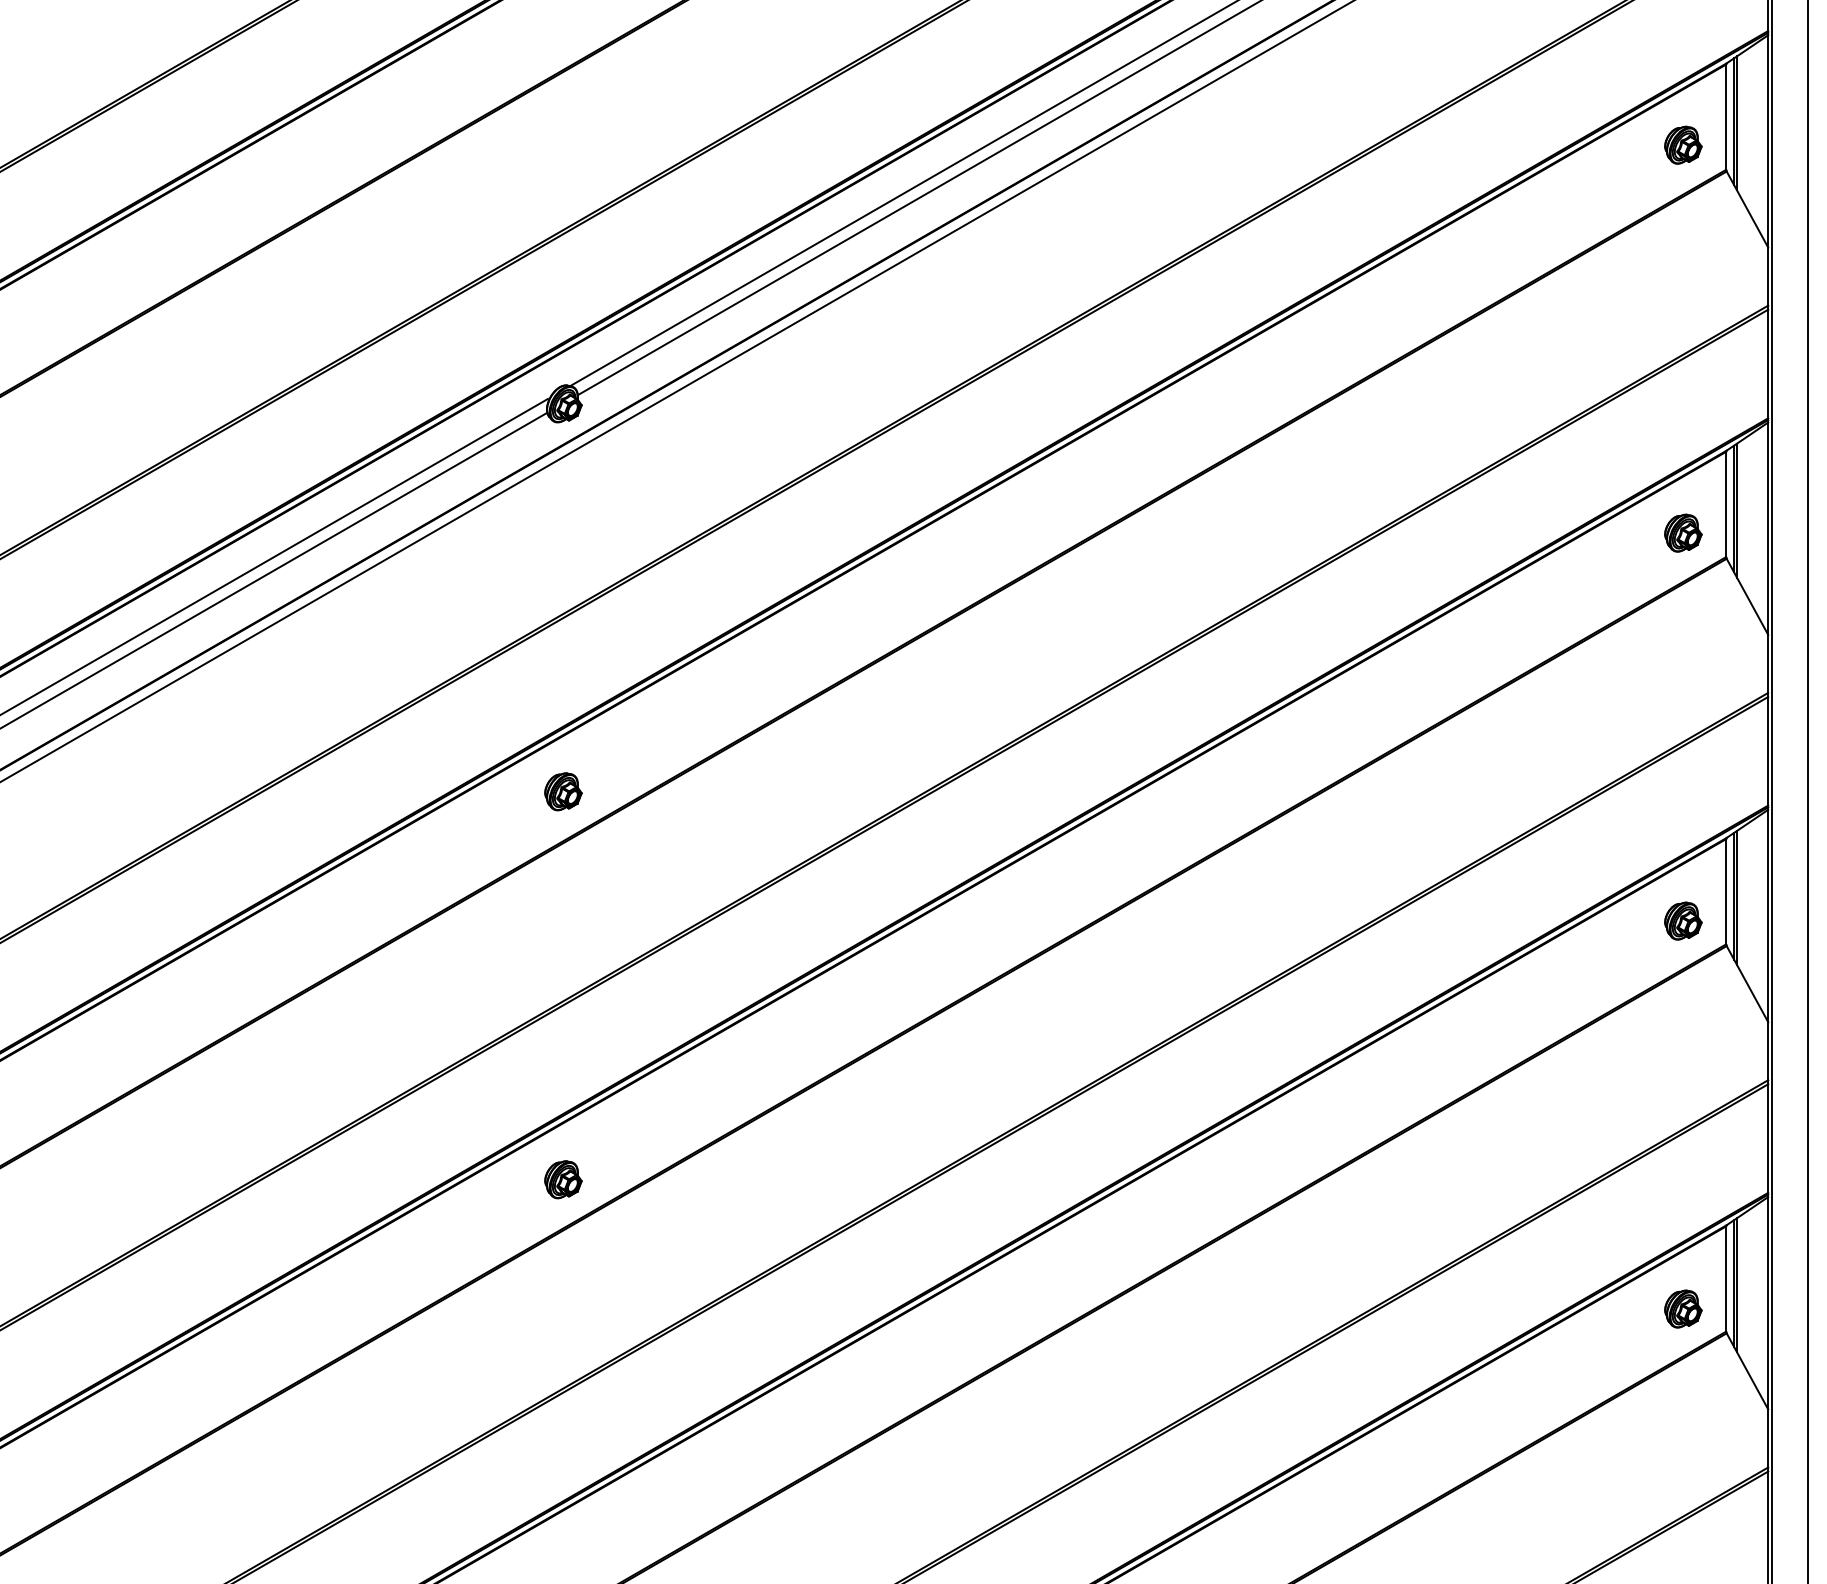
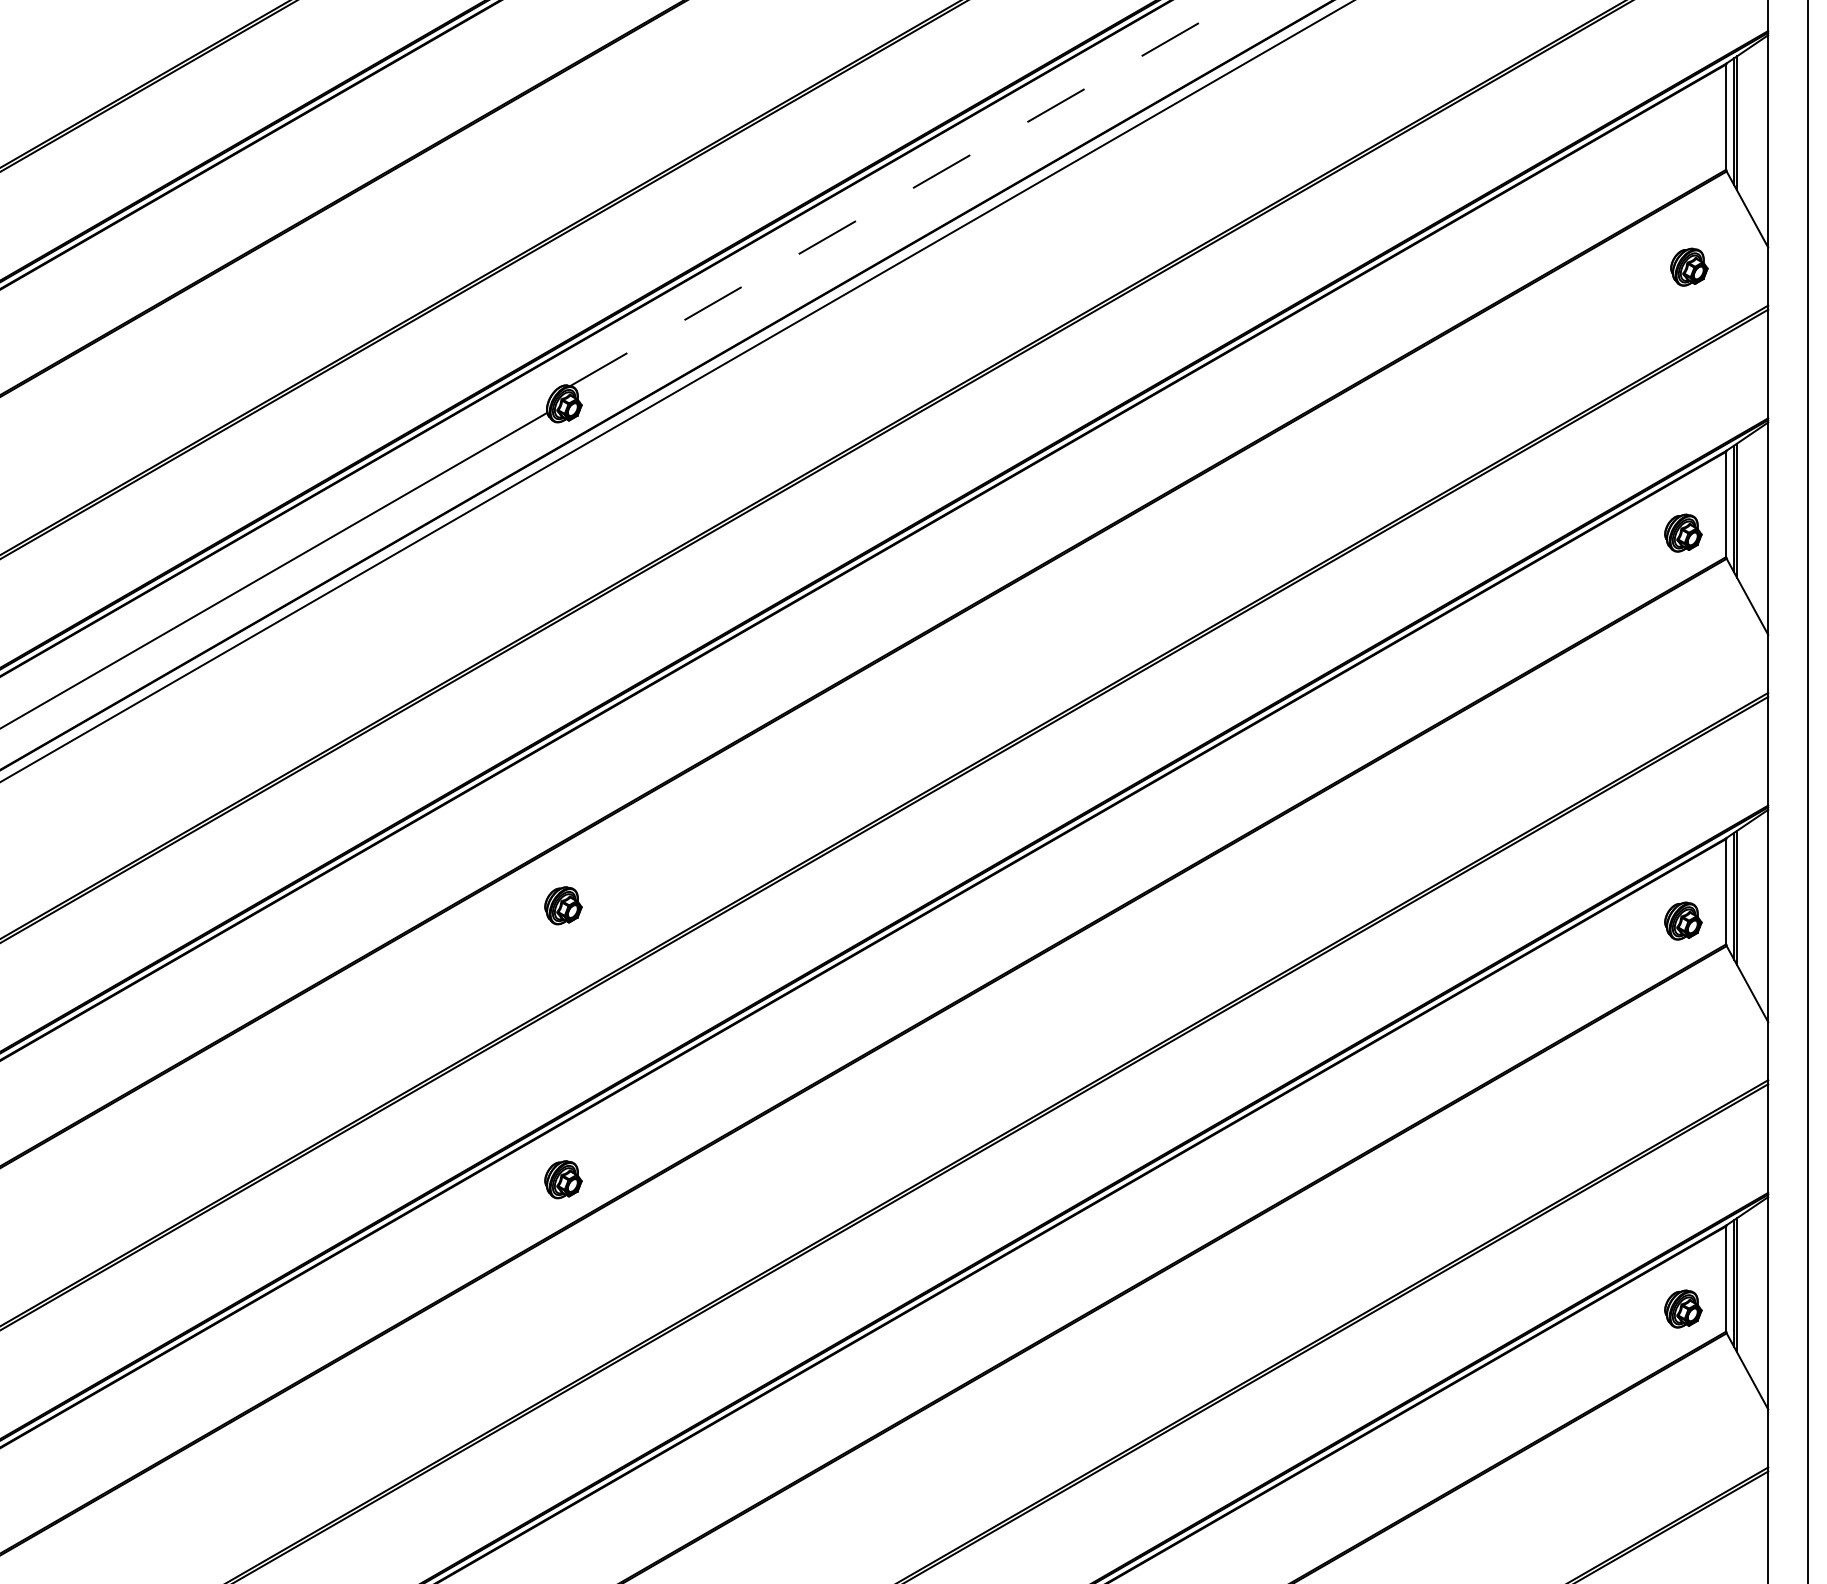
part position: (1683, 144) -> (1689, 266) (1689, 266)
line: solid -> dashed (904, 193)
line: present -> none (917, 198)
line: present -> none (274, 556)
part position: (563, 791) -> (563, 905) (563, 905)
line: present -> none (1772, 791)
